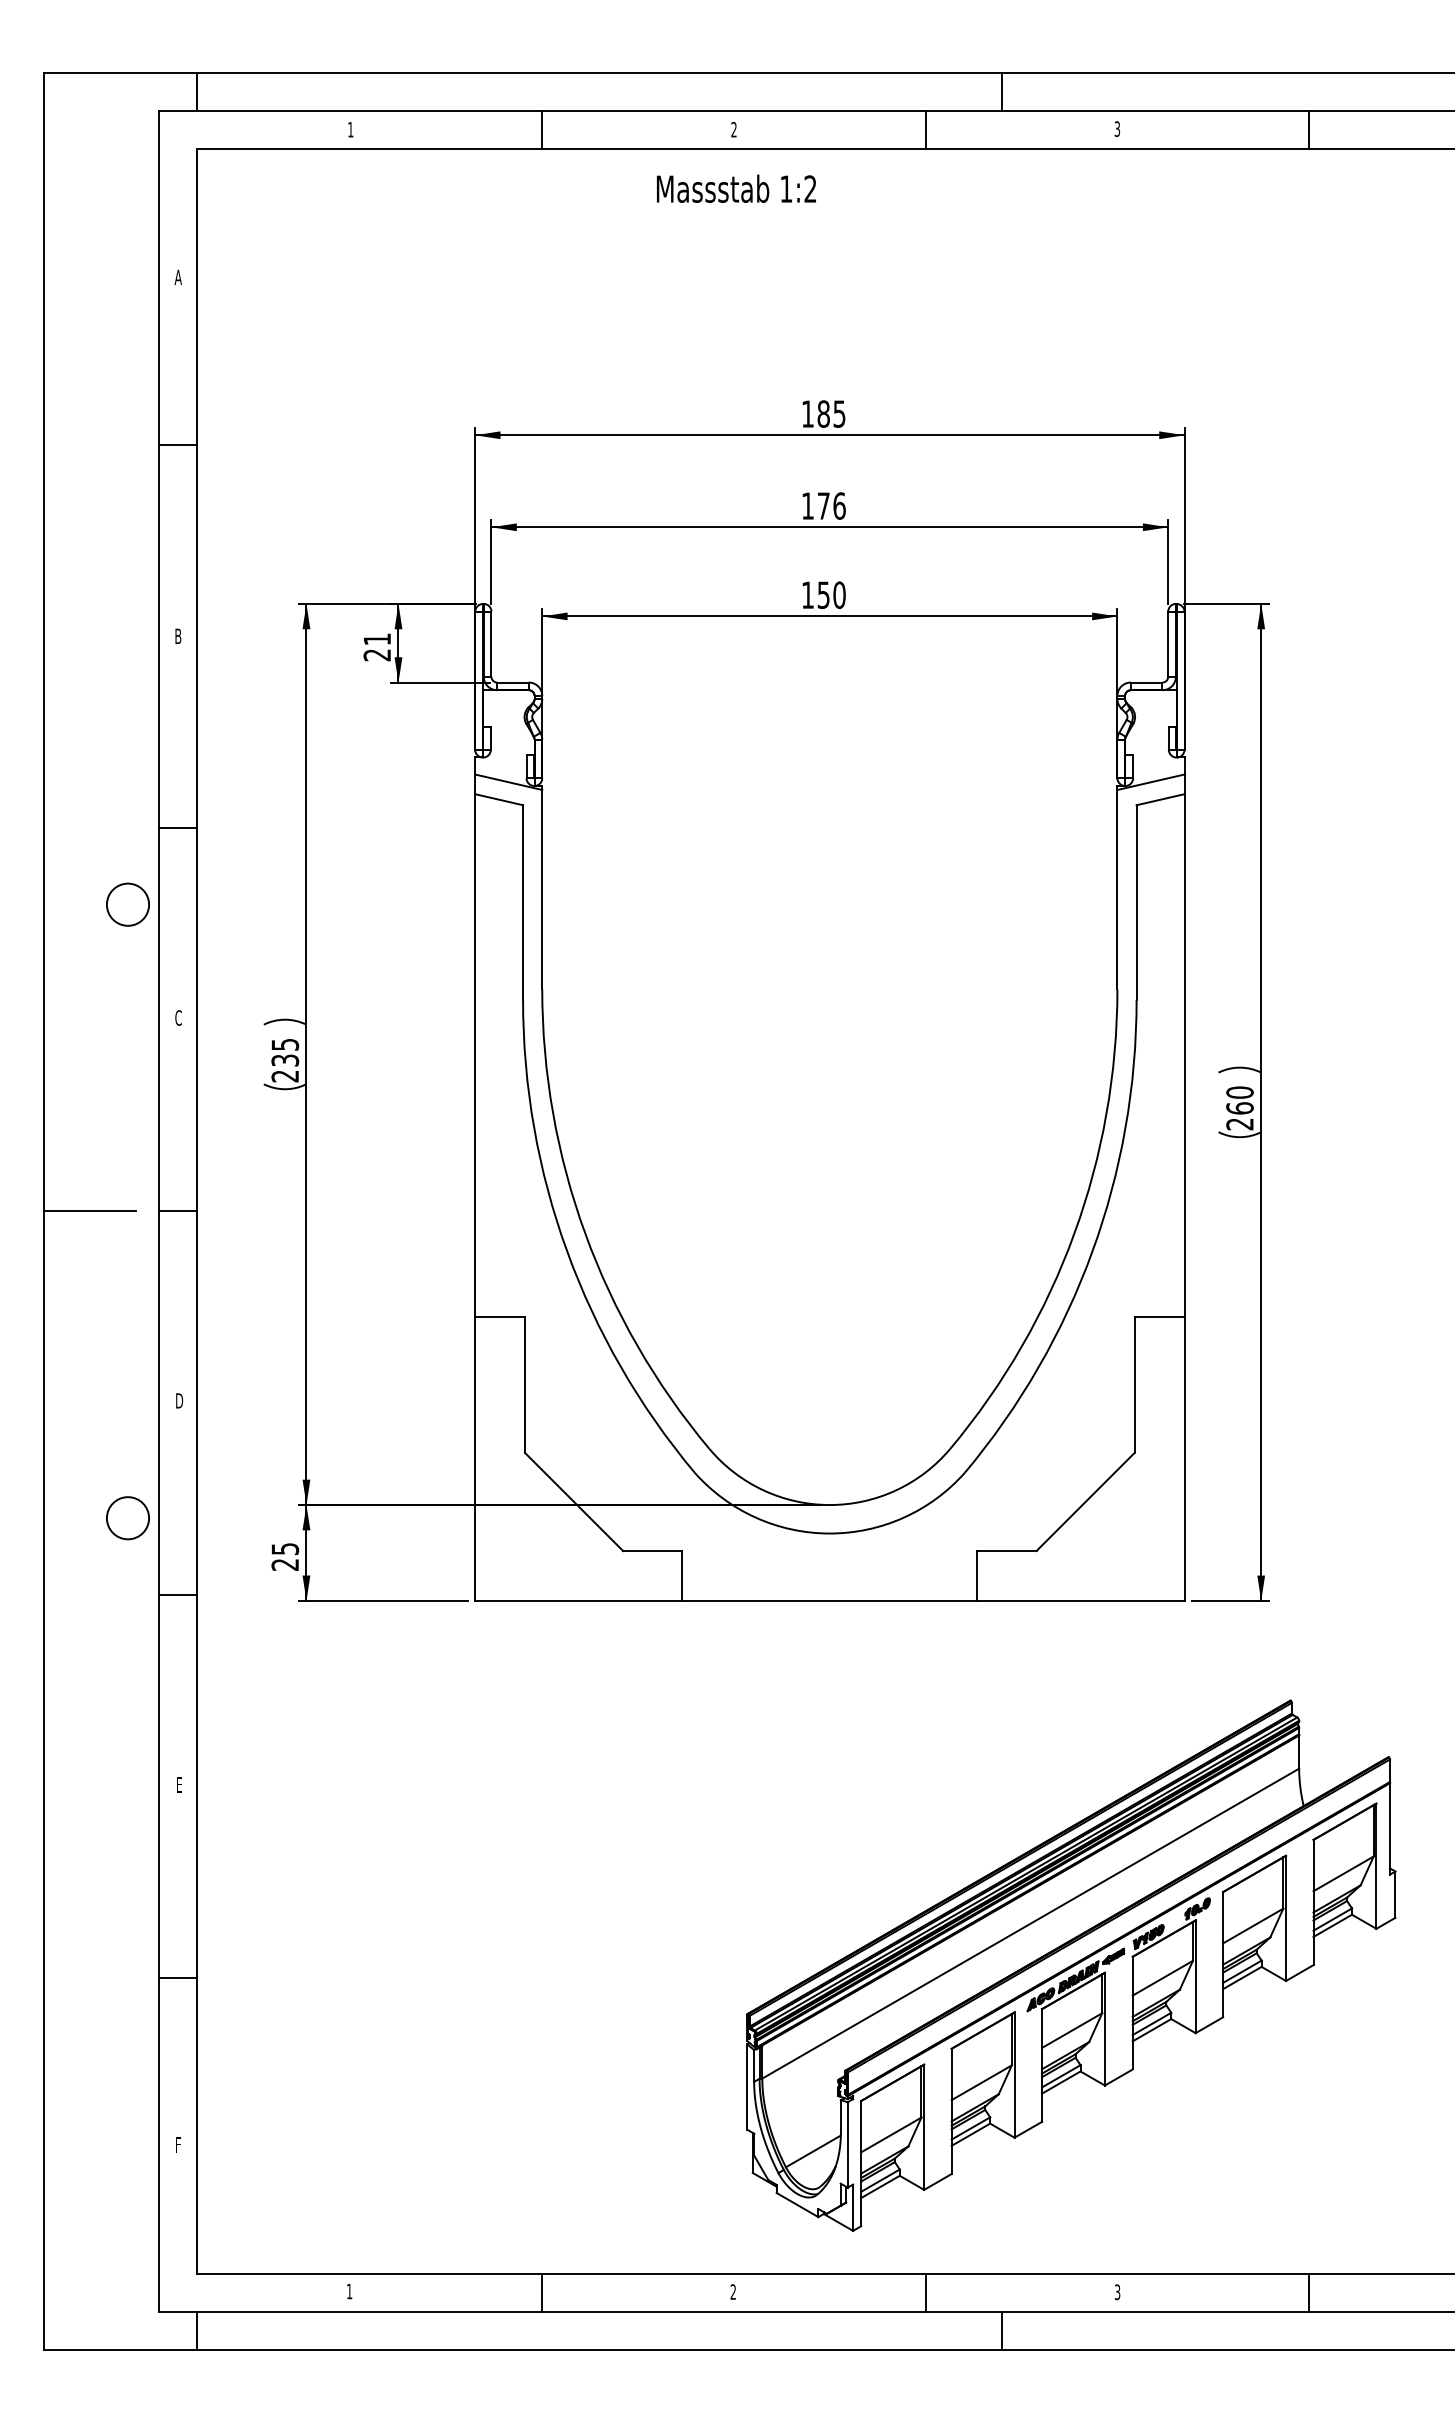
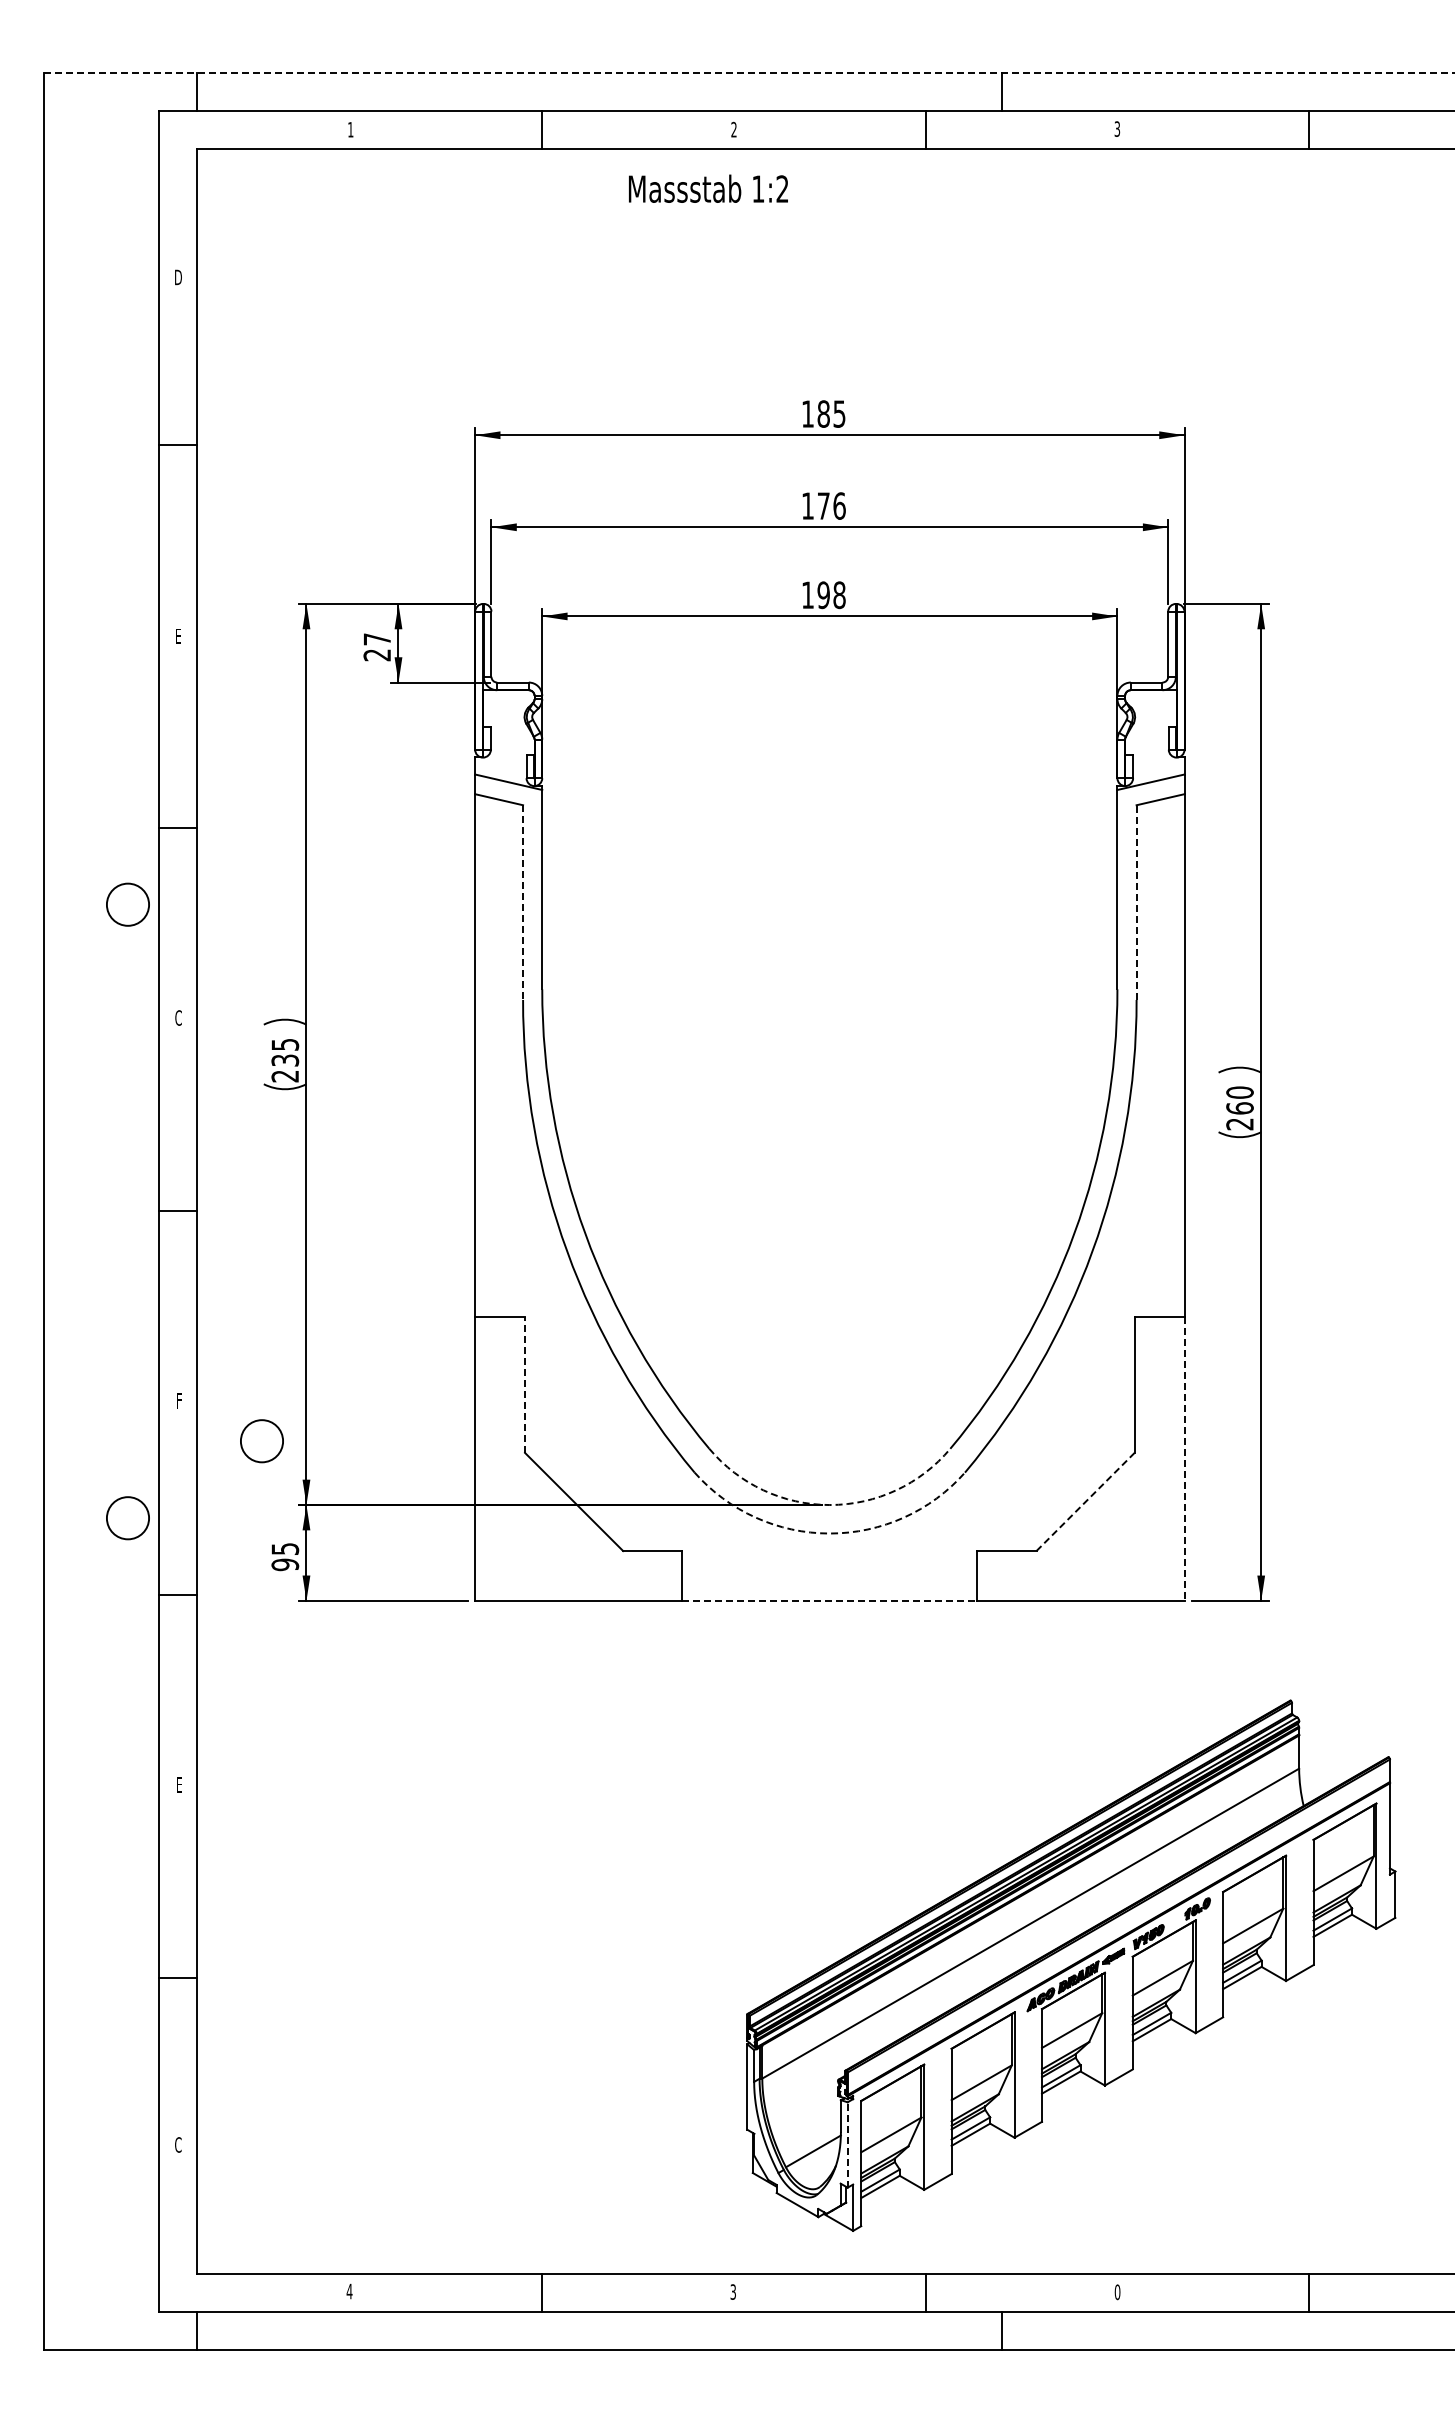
line: solid -> dashed (749, 72)
text position: (736, 188) -> (708, 188) (708, 188)
text: A -> D (177, 277)
text: 150 -> 198 (831, 594)
text: B -> E (178, 635)
text: 21 -> 27 (377, 639)
line: solid -> dashed (1136, 902)
line: solid -> dashed (523, 903)
line: present -> none (89, 1211)
line: solid -> dashed (525, 1385)
text: D -> F (179, 1400)
circle: none -> present (261, 1441)
line: solid -> dashed (1184, 1459)
line: solid -> dashed (1085, 1501)
arc: solid -> dashed (829, 1505)
arc: solid -> dashed (829, 1533)
text: 25 -> 95 (285, 1564)
line: solid -> dashed (829, 1600)
text: F -> C (178, 2144)
line: solid -> dashed (847, 2144)
text: 1 -> 4 (349, 2291)
text: 2 -> 3 (732, 2291)
text: 3 -> 0 (1117, 2292)
